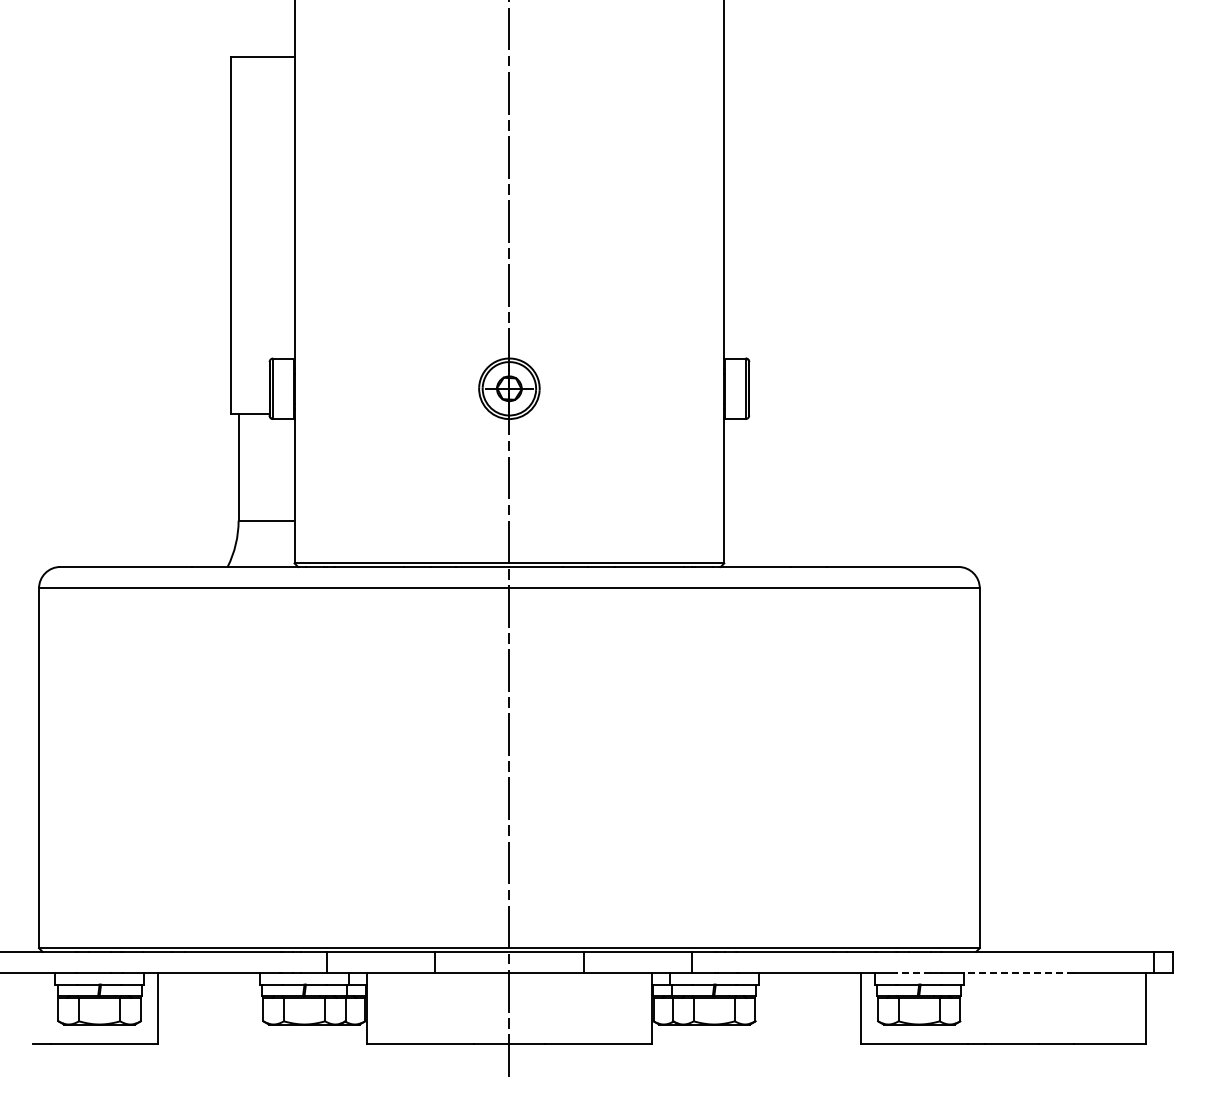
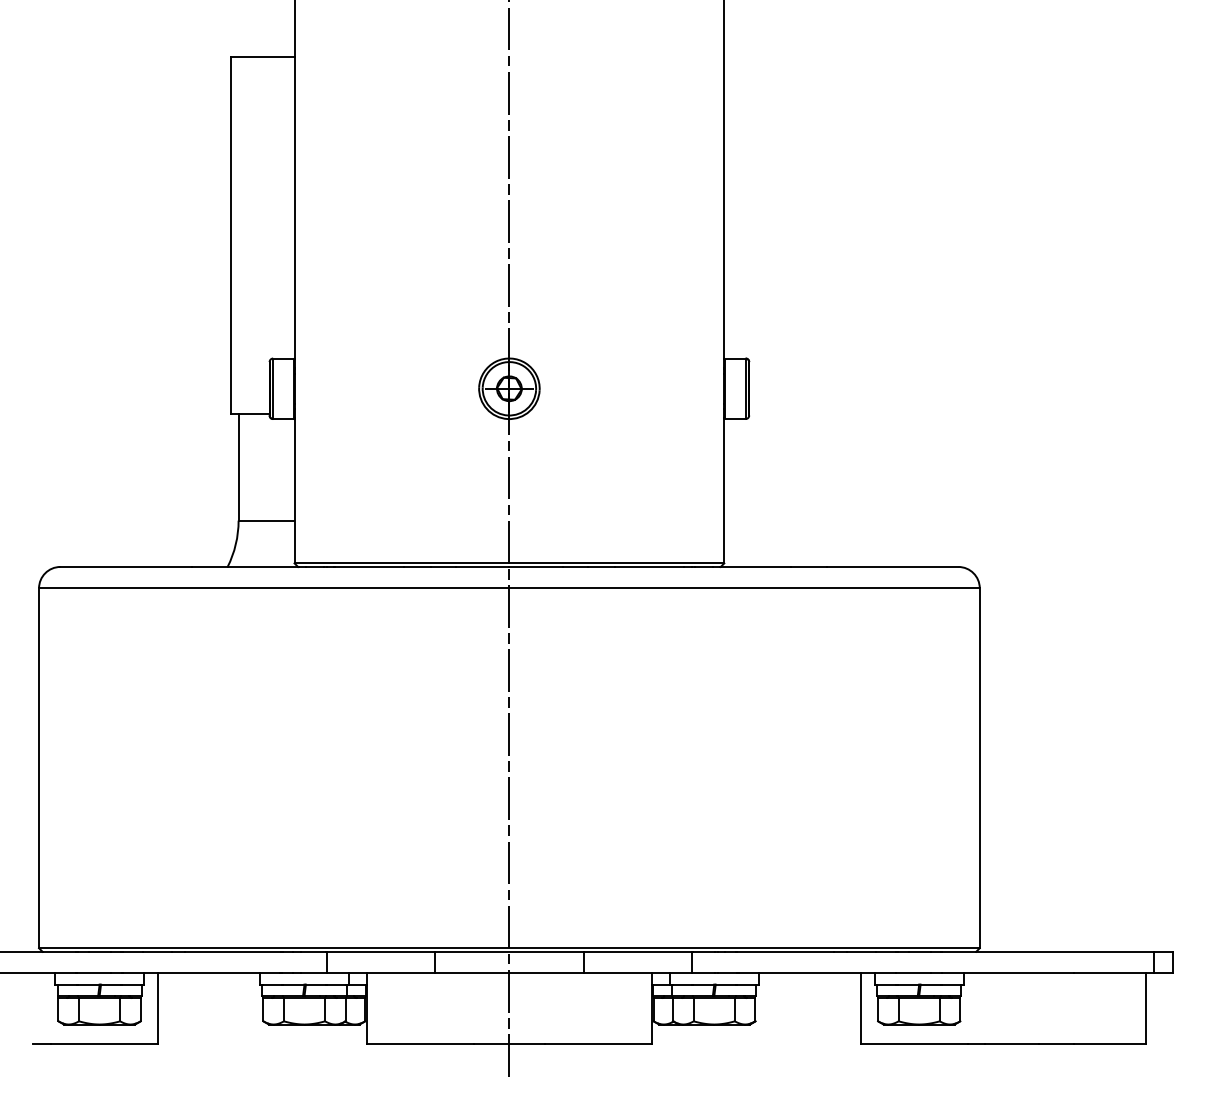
line: dashed -> solid (913, 973)
line: dashed -> solid (1018, 973)
